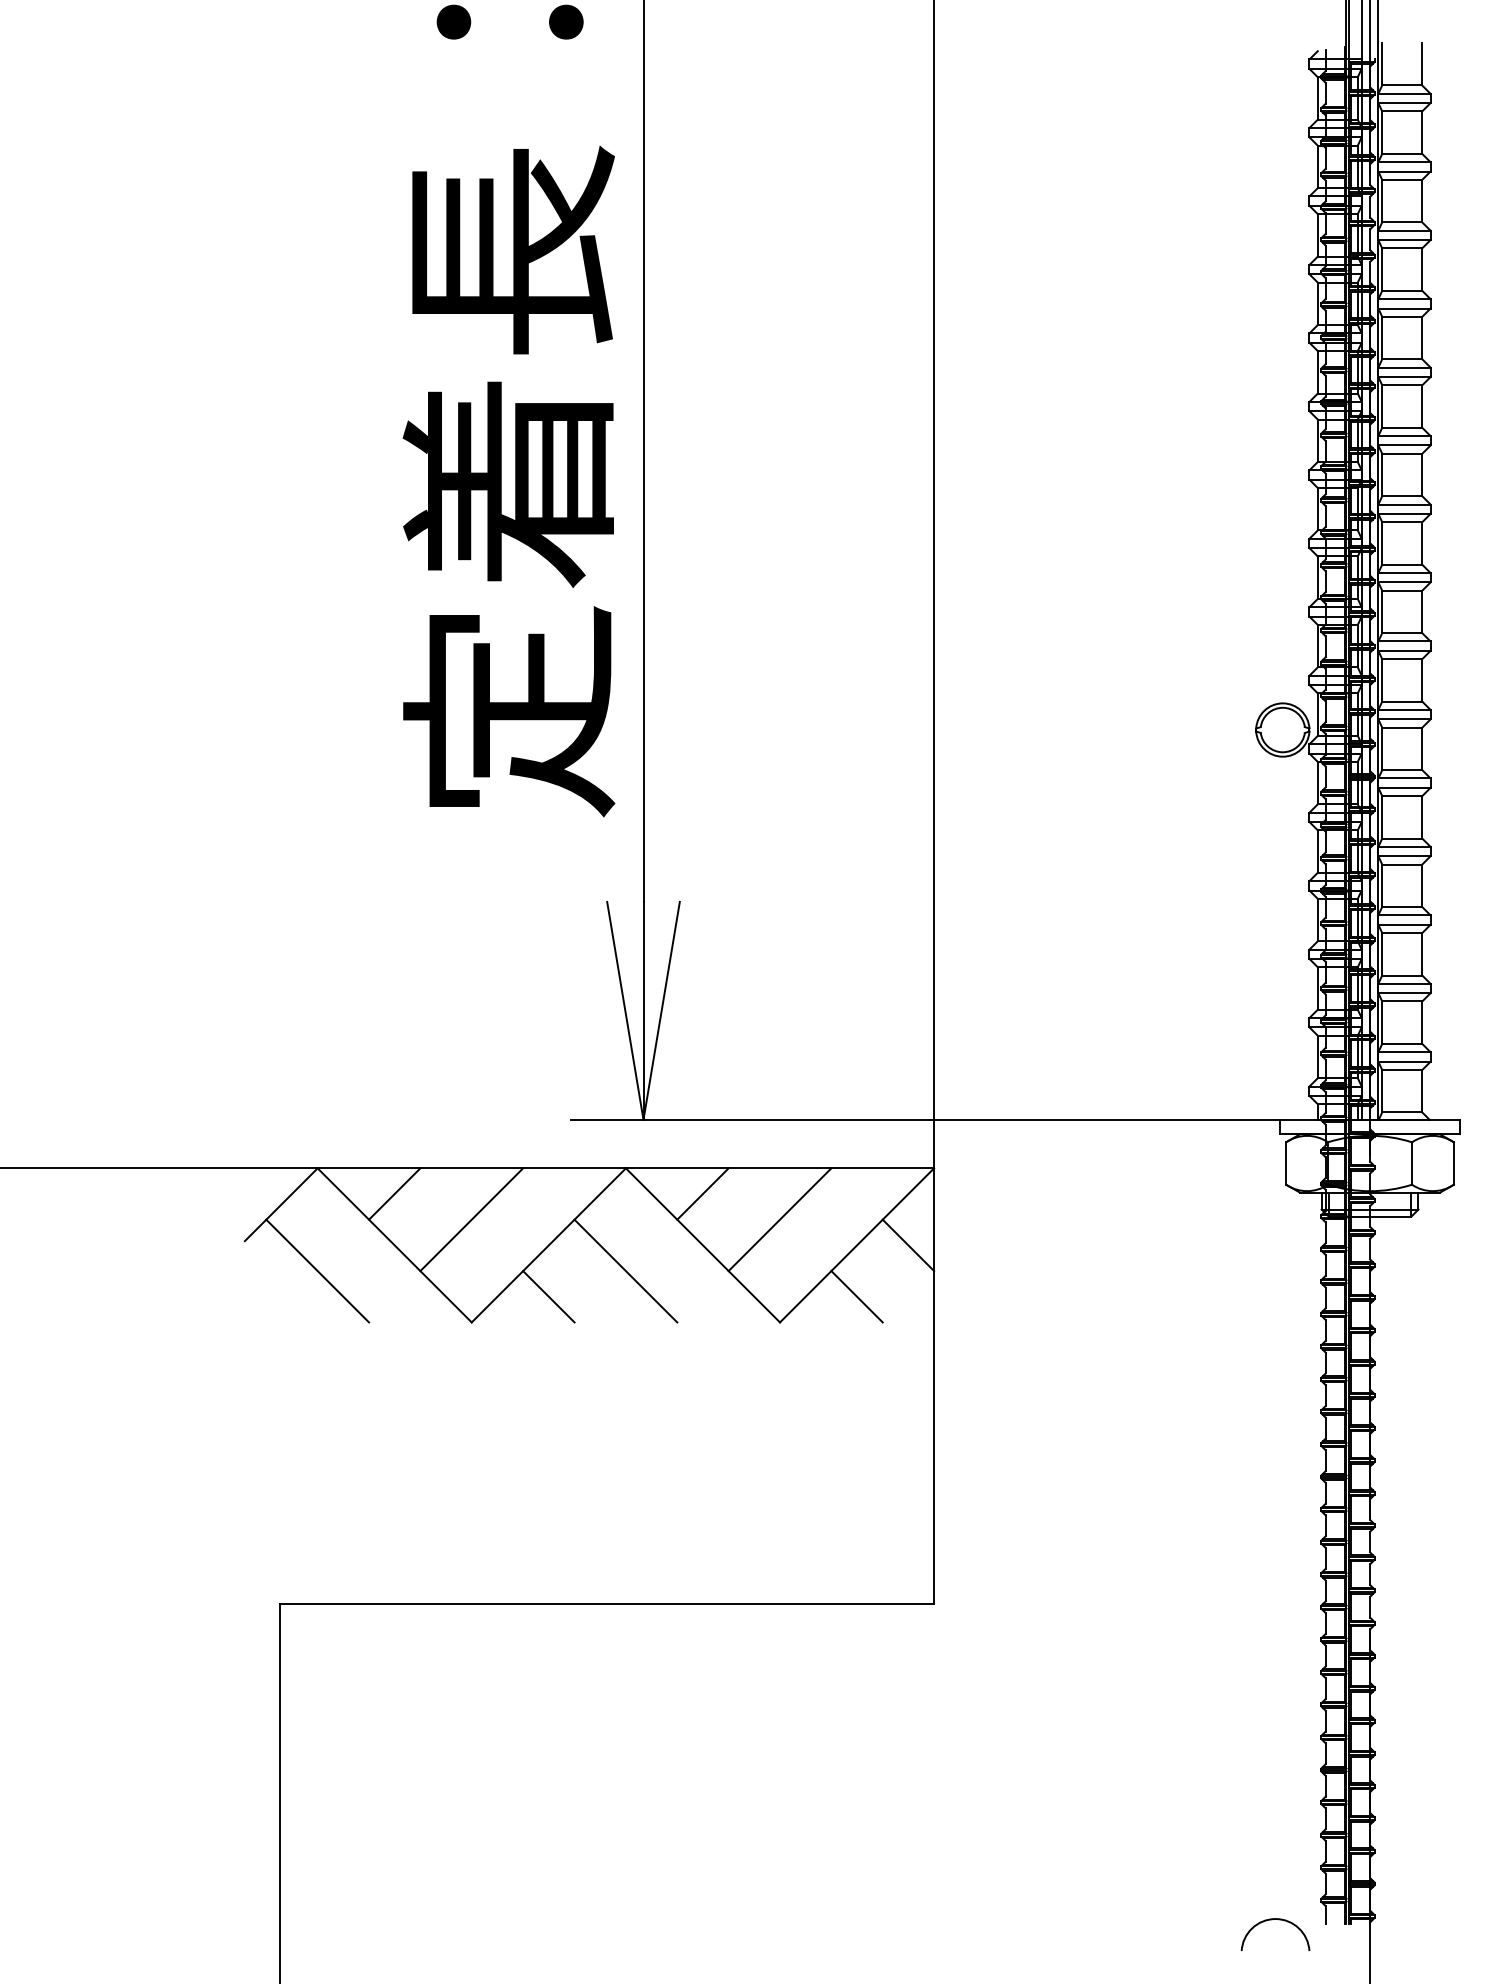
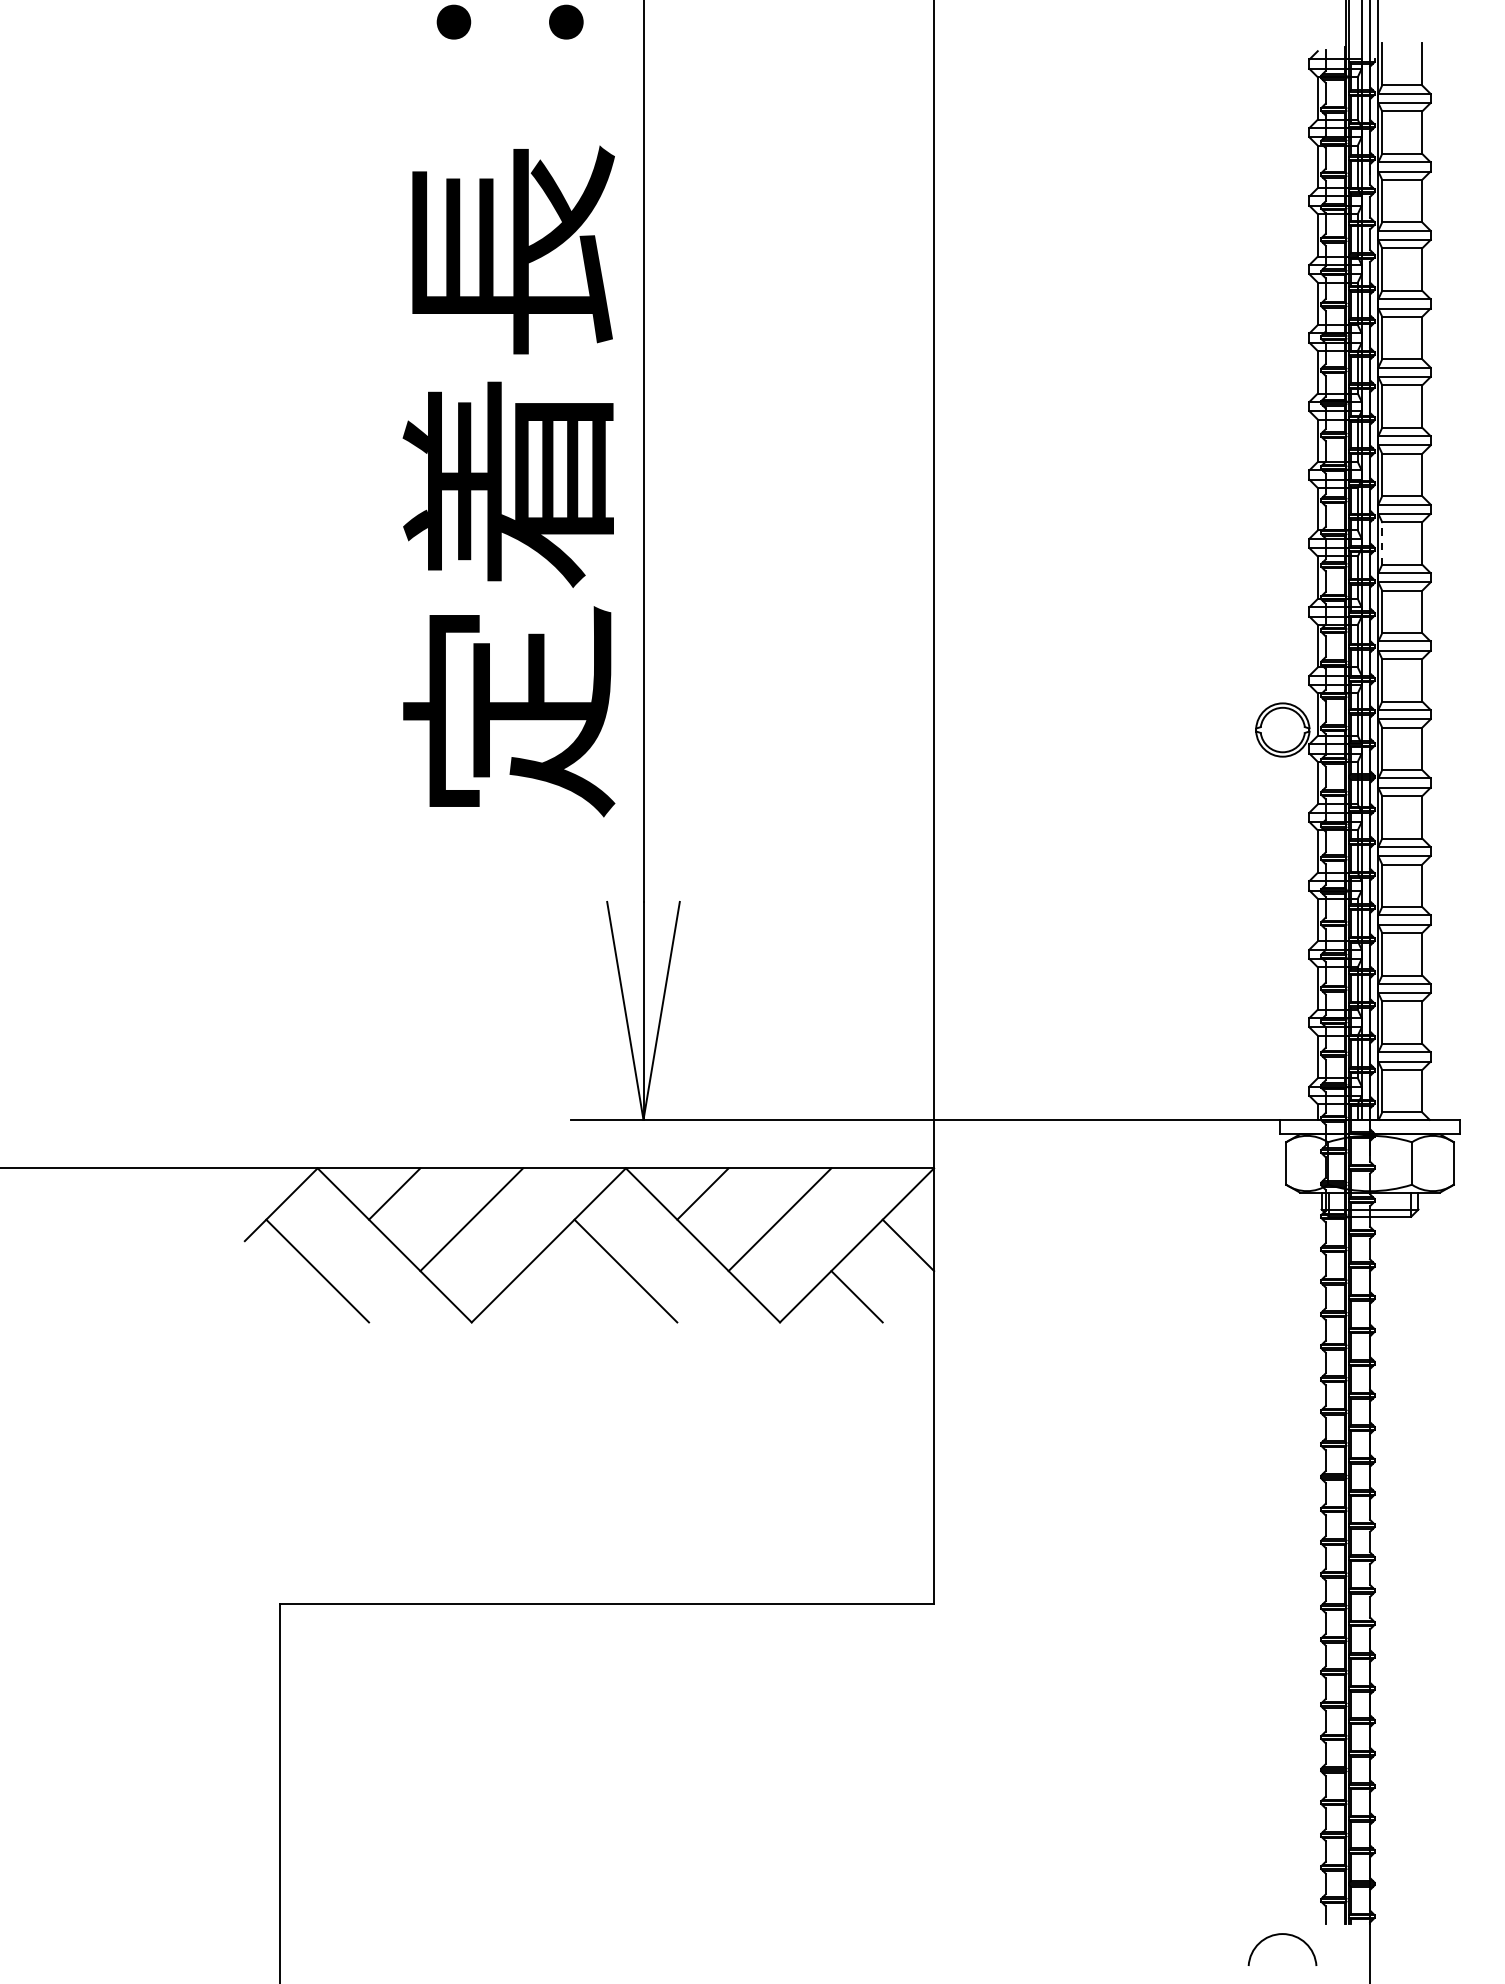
line: solid -> dashed (1382, 542)
line: present -> none (548, 1296)
arc position: (1271, 1920) -> (1278, 1935) (1278, 1935)
